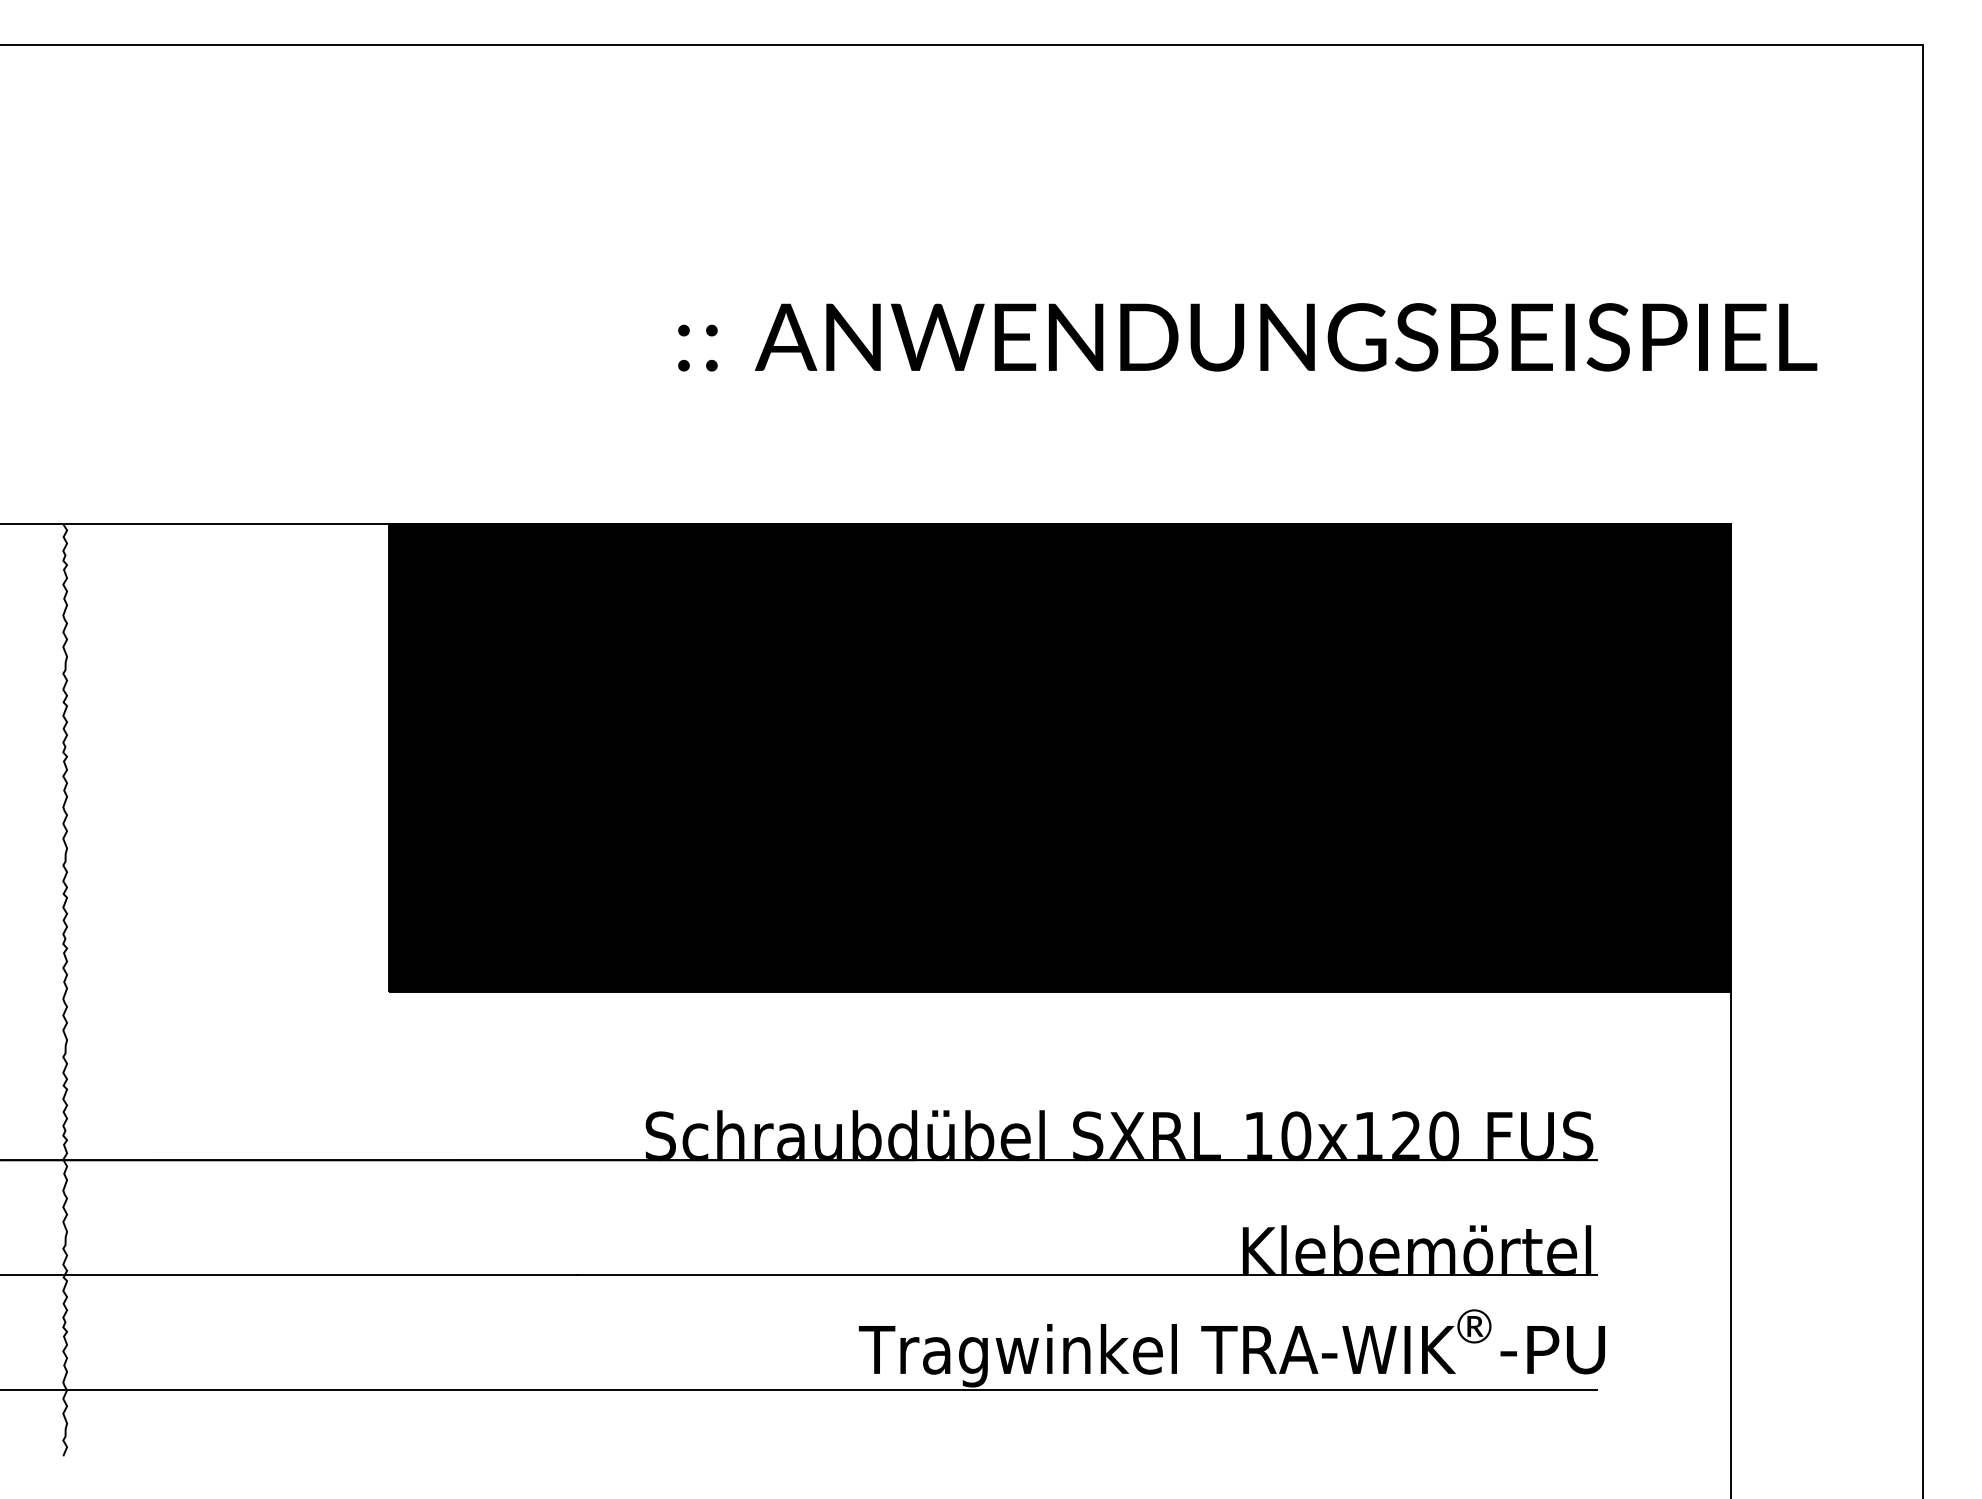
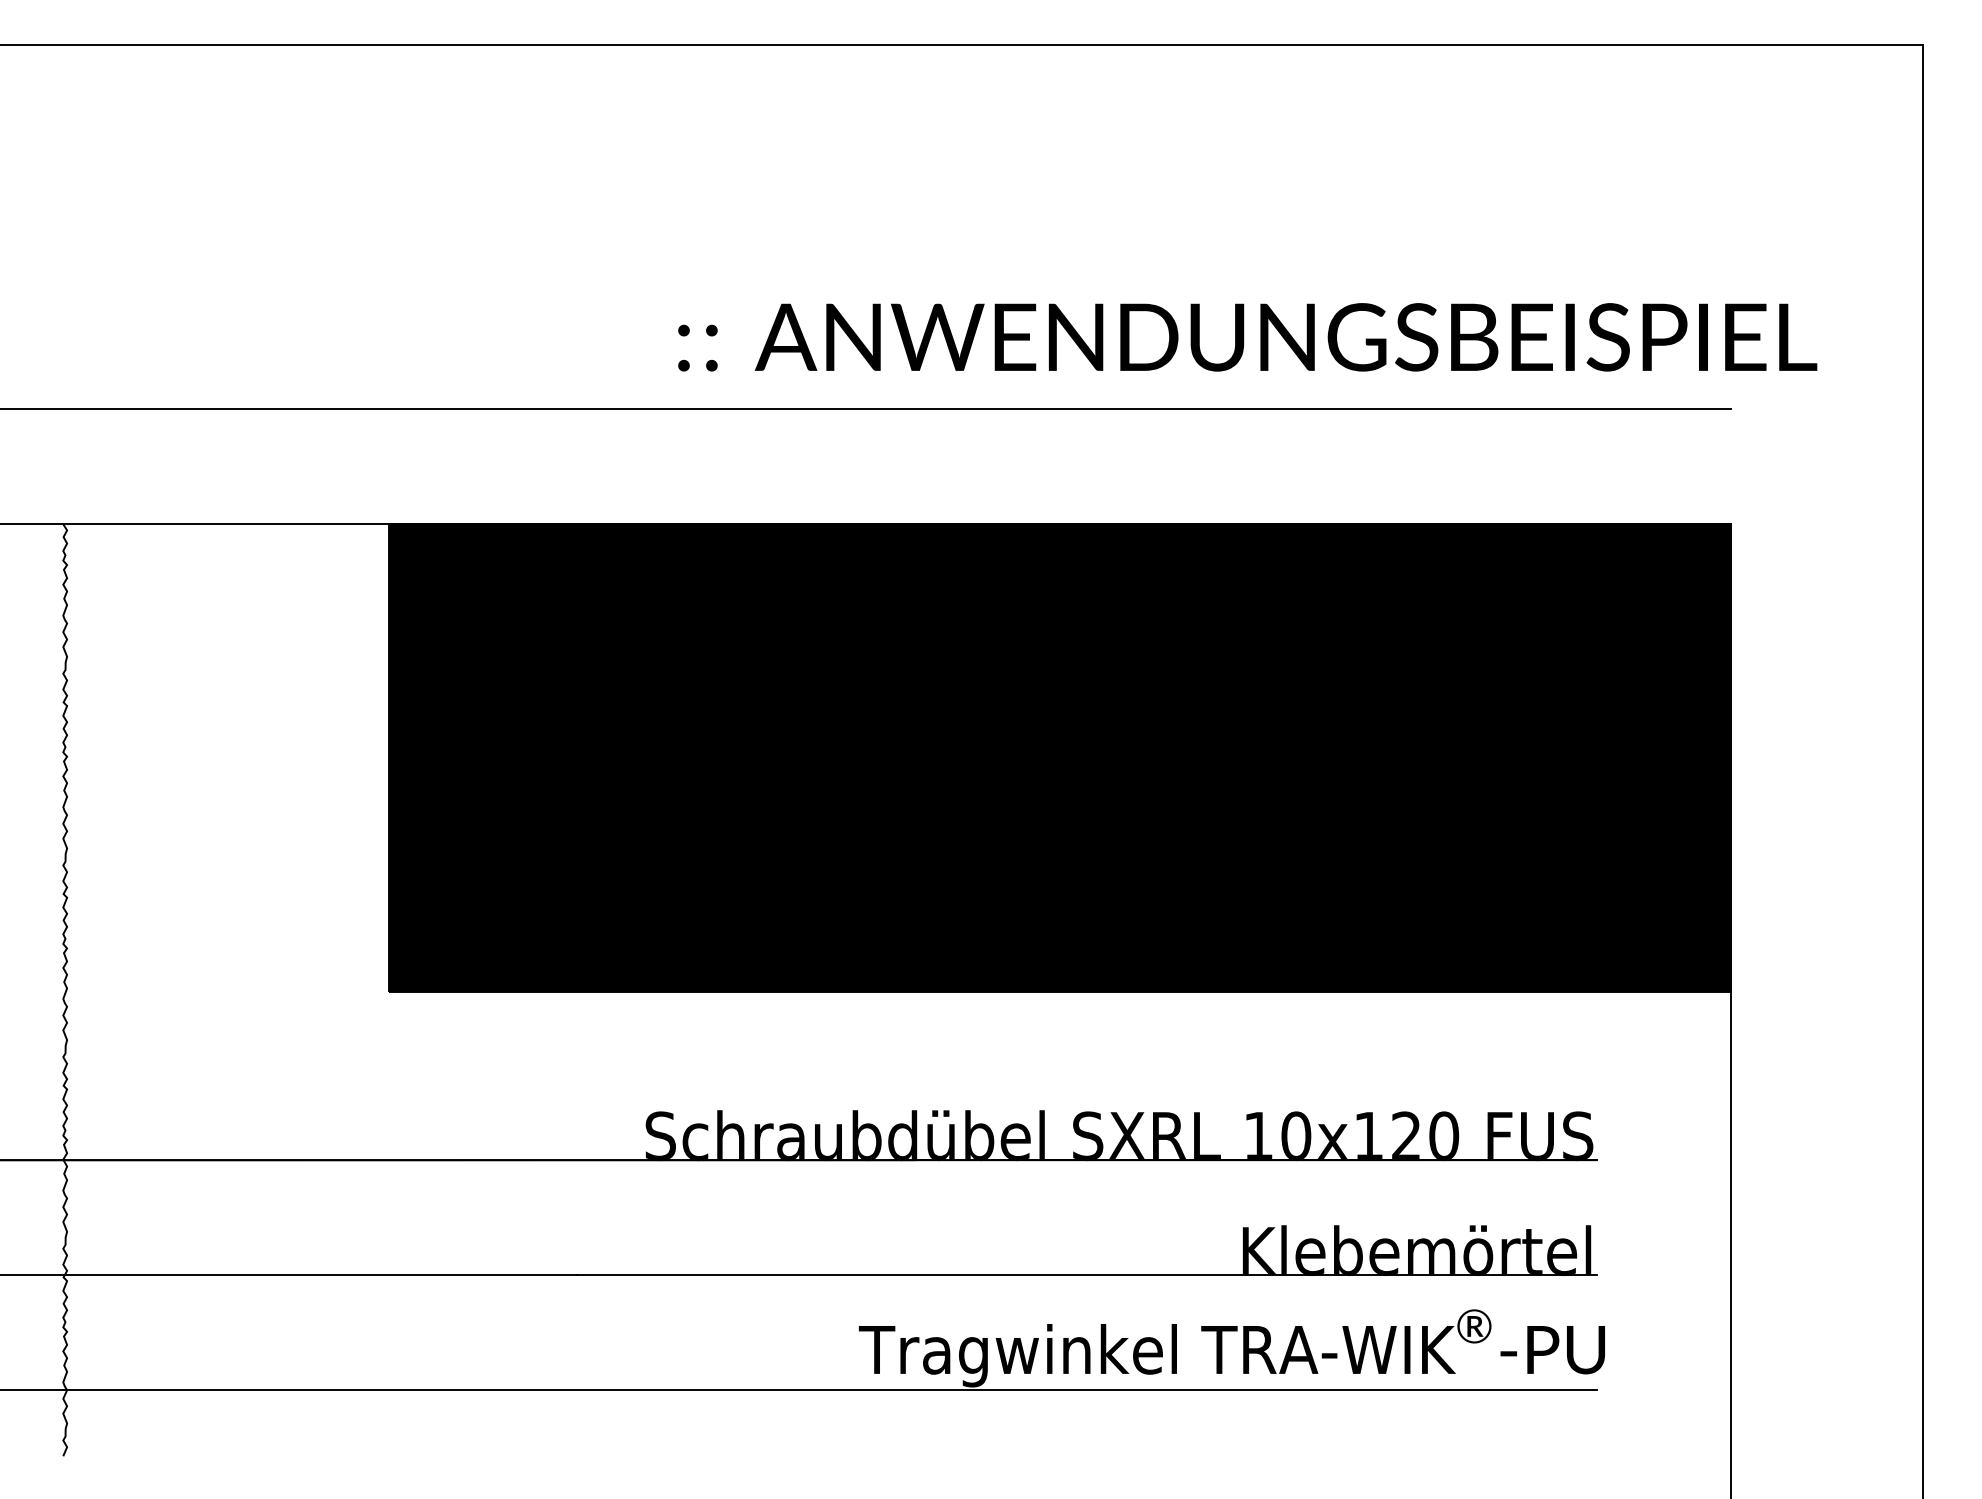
line: none -> present (866, 409)
